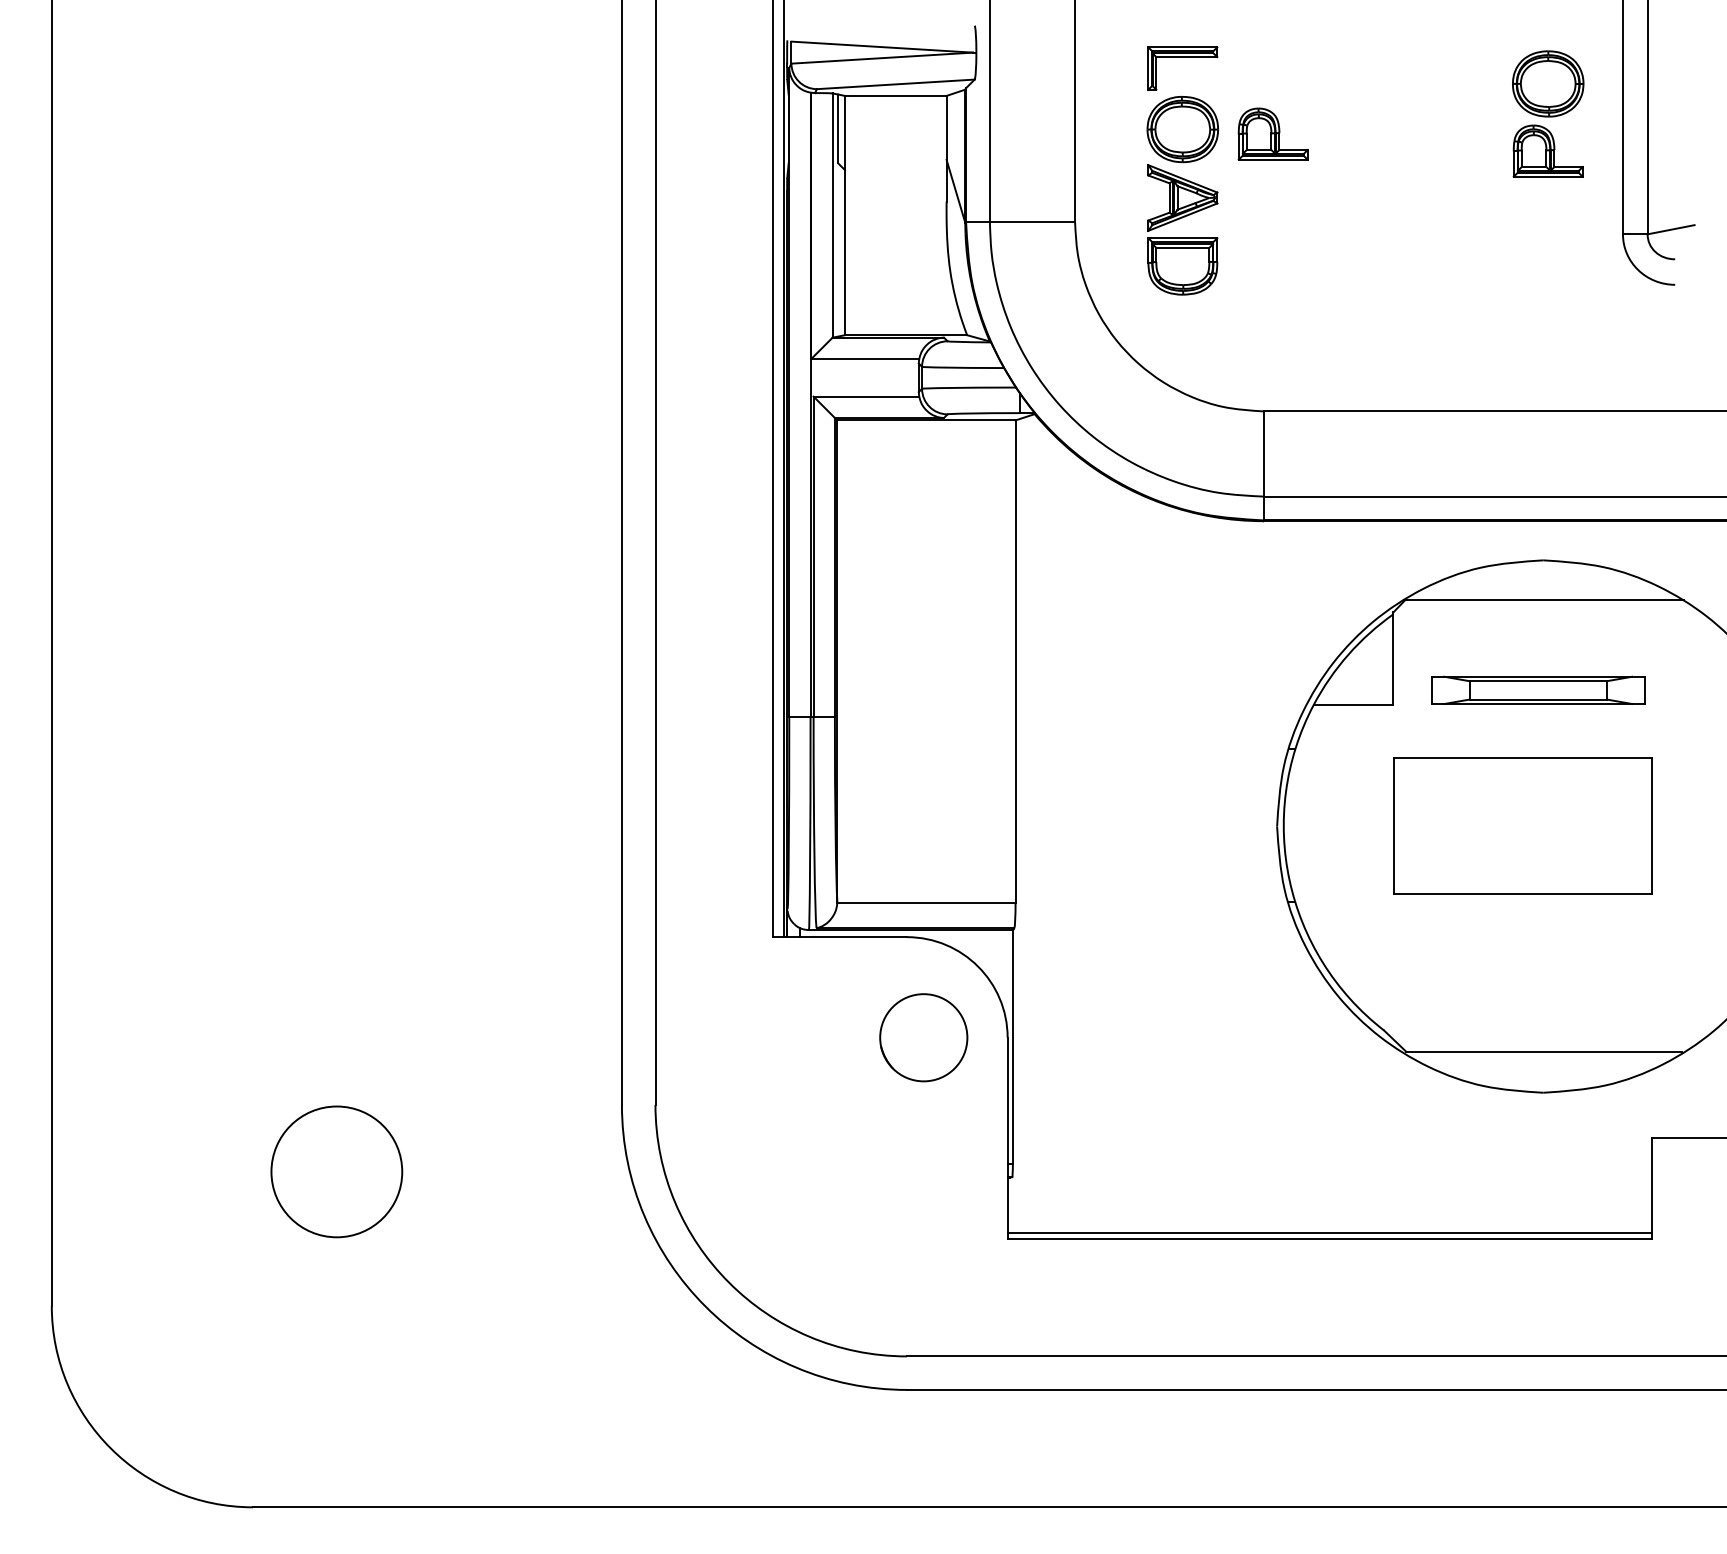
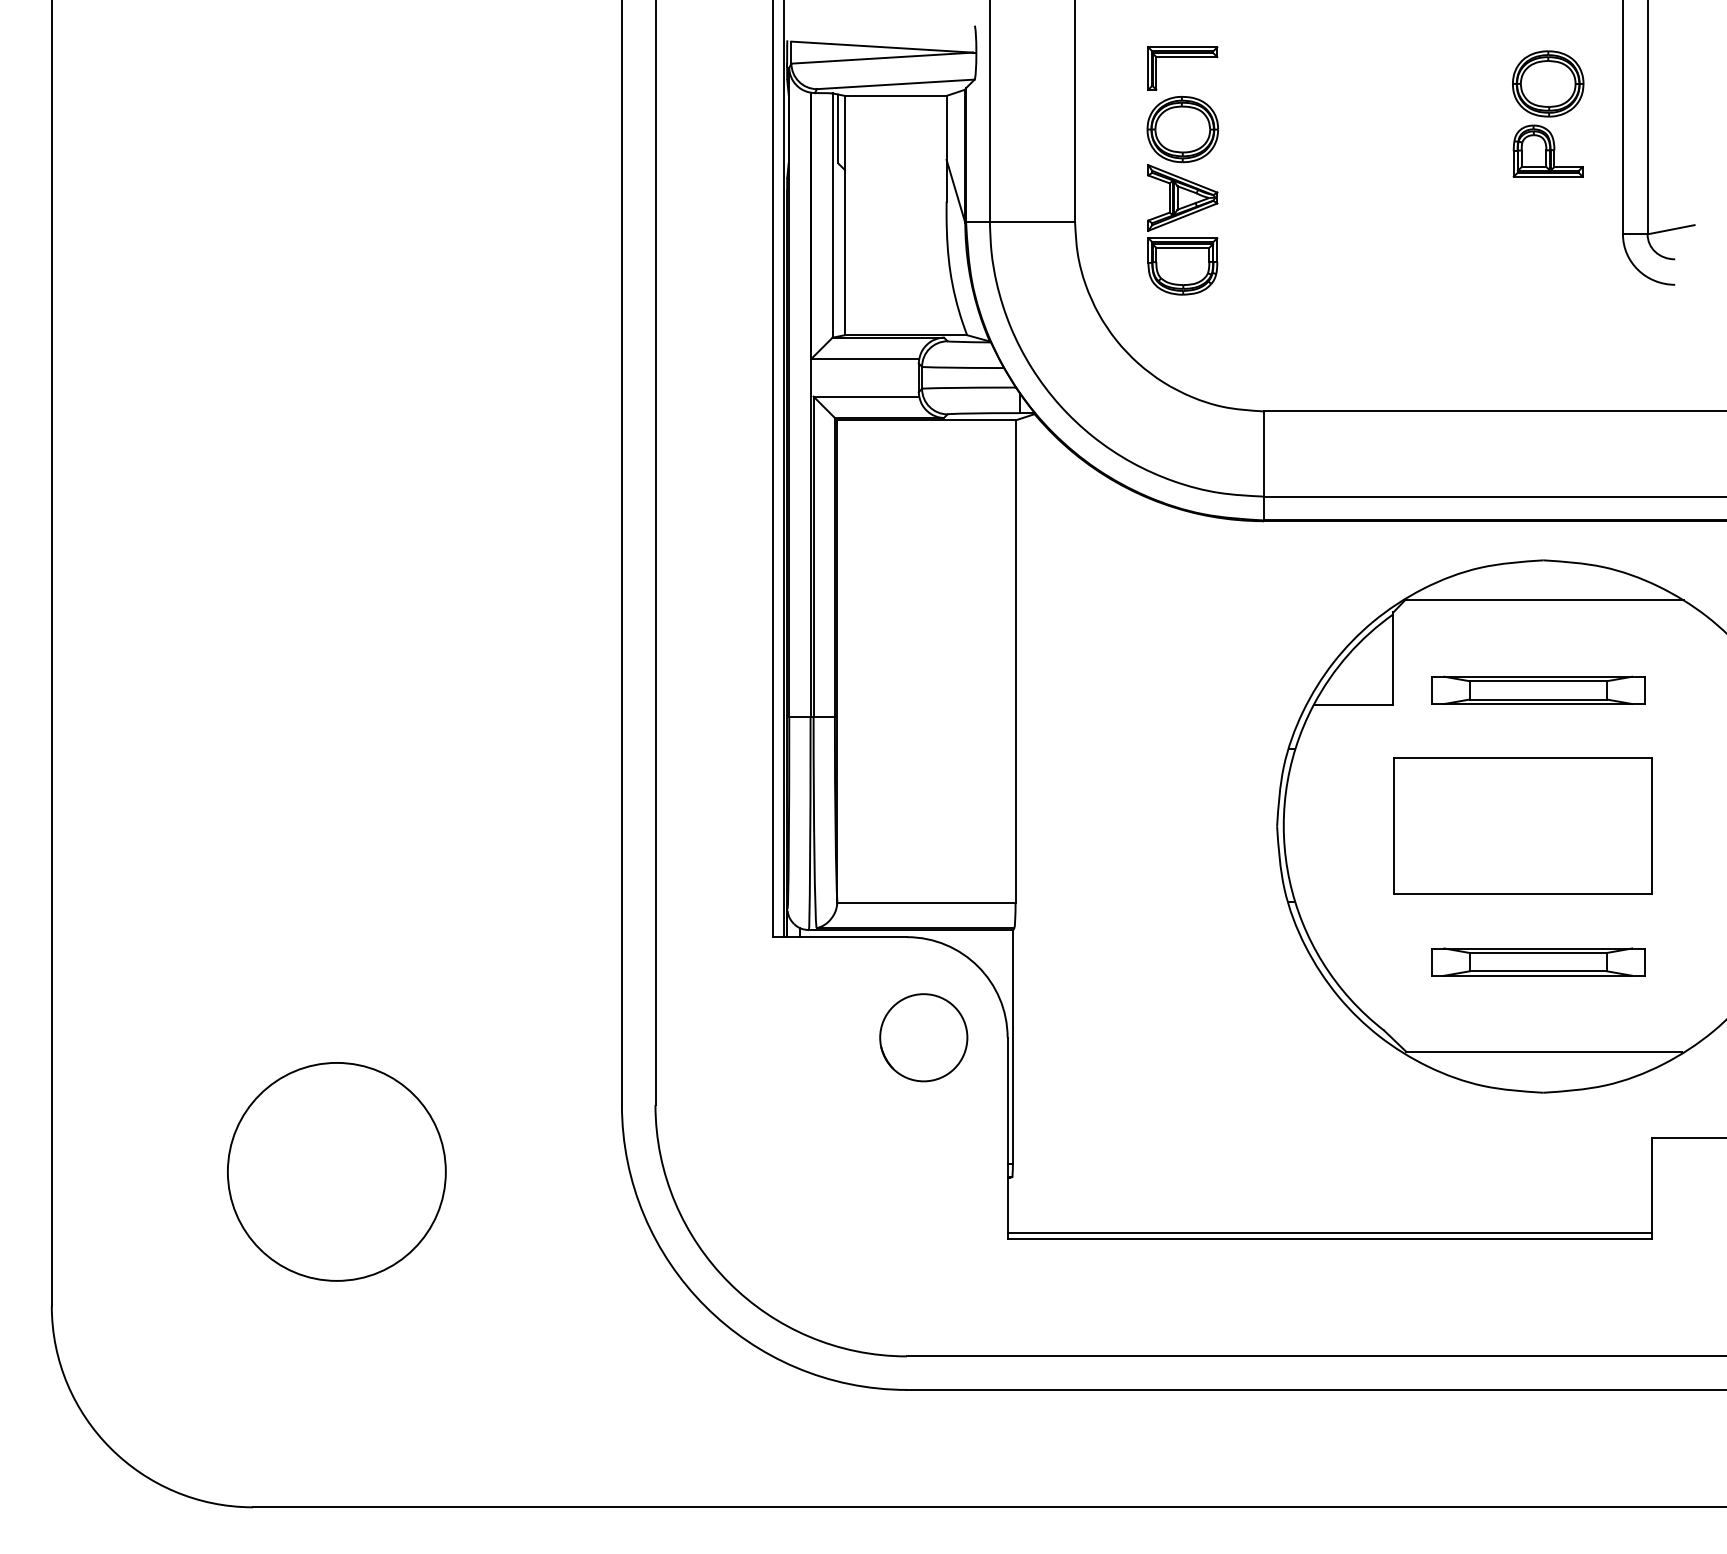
part: present -> none (1272, 133)
part: none -> present (1538, 961)
circle diameter: 131 px -> 218 px (336, 1171)
